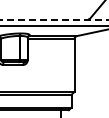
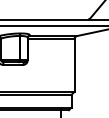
line: dashed -> solid (54, 19)
